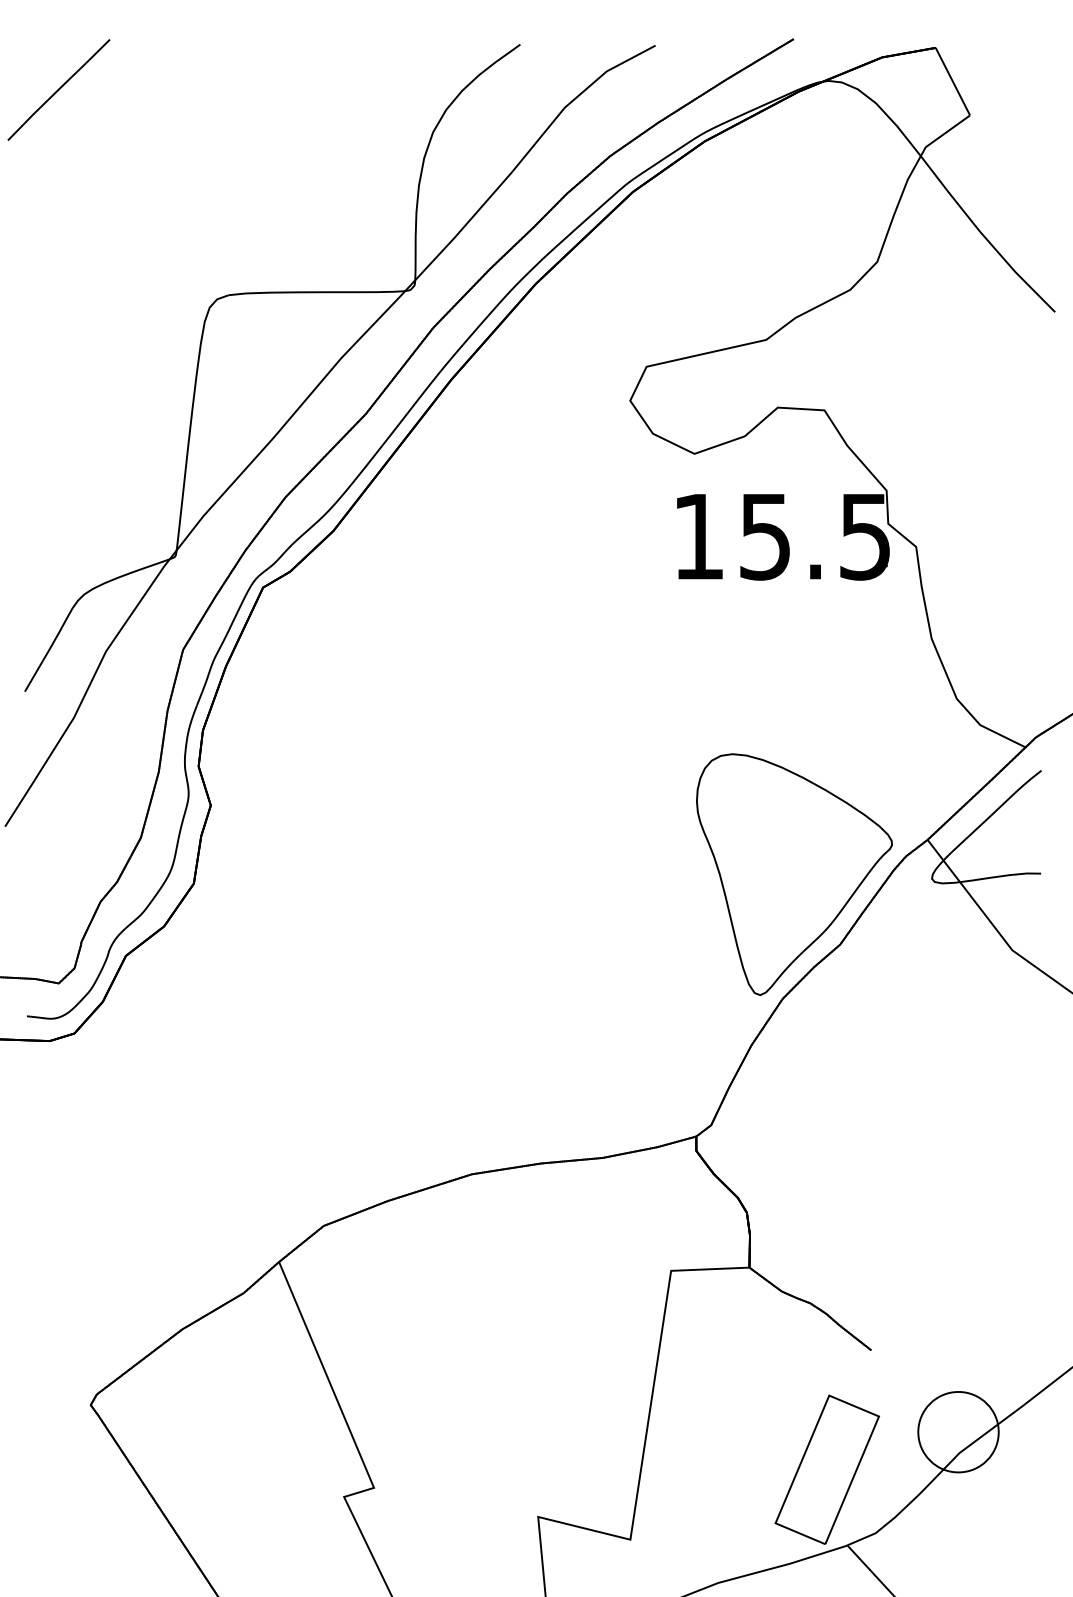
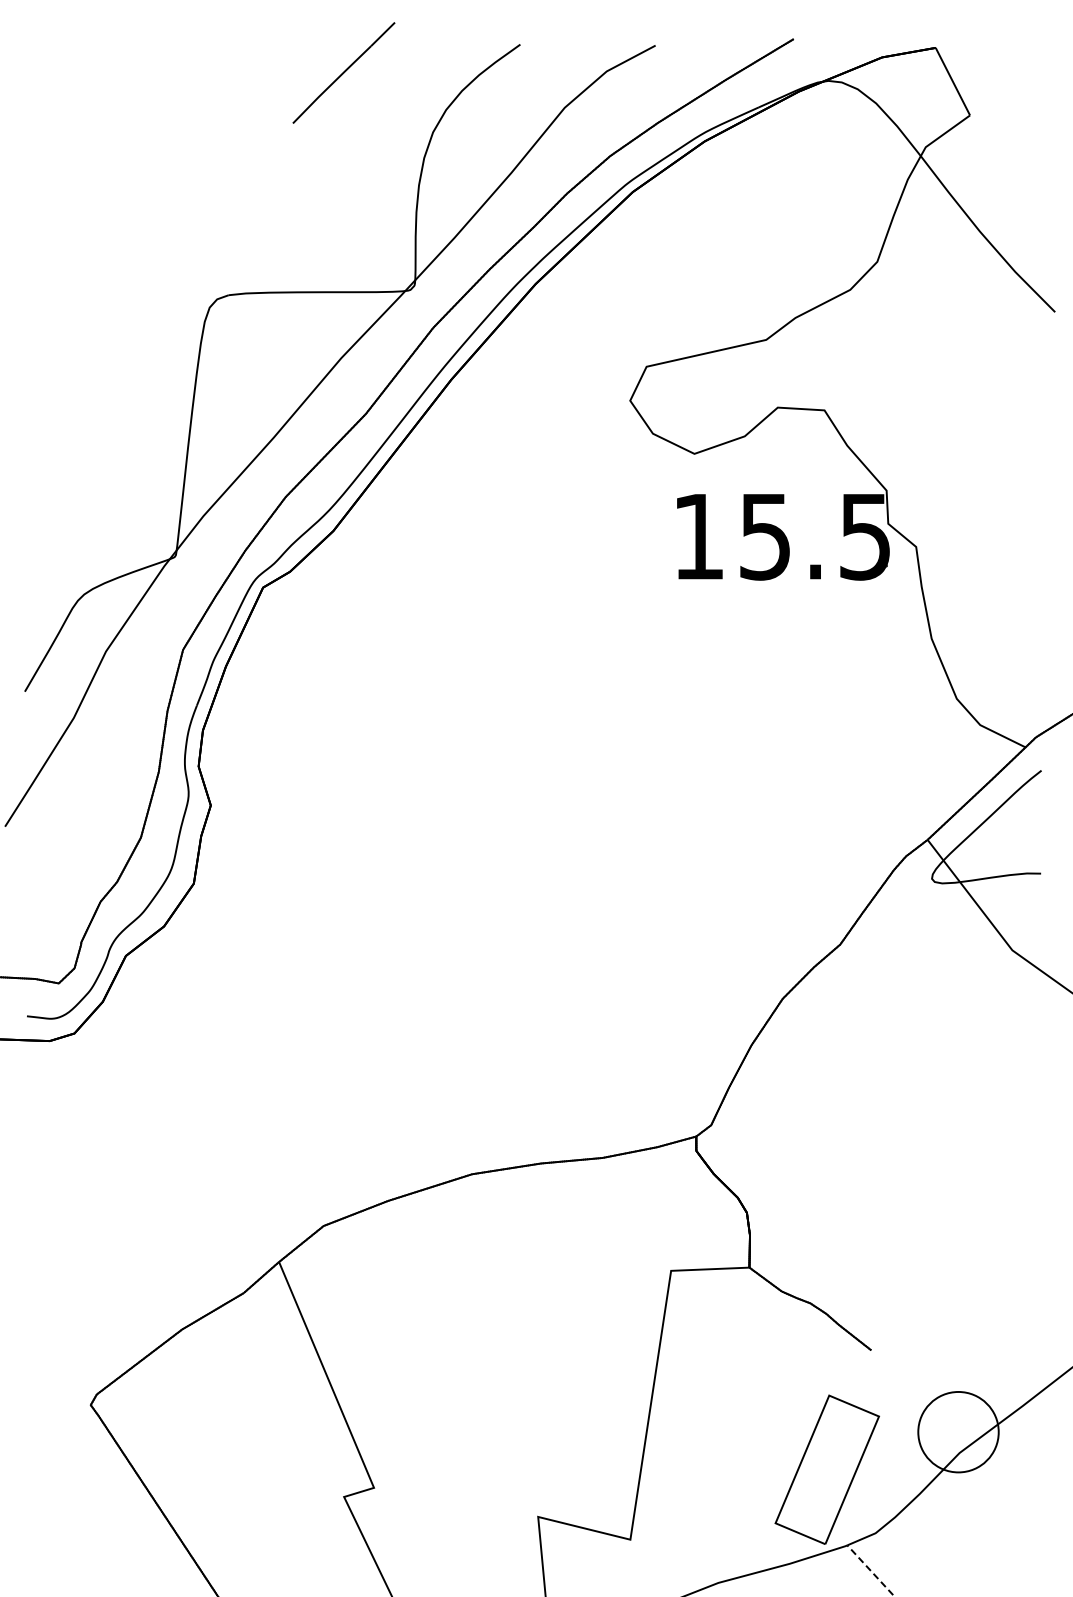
line position: (58, 89) -> (343, 72) (343, 72)
part: present -> none (794, 874)
line: solid -> dashed (871, 1571)
